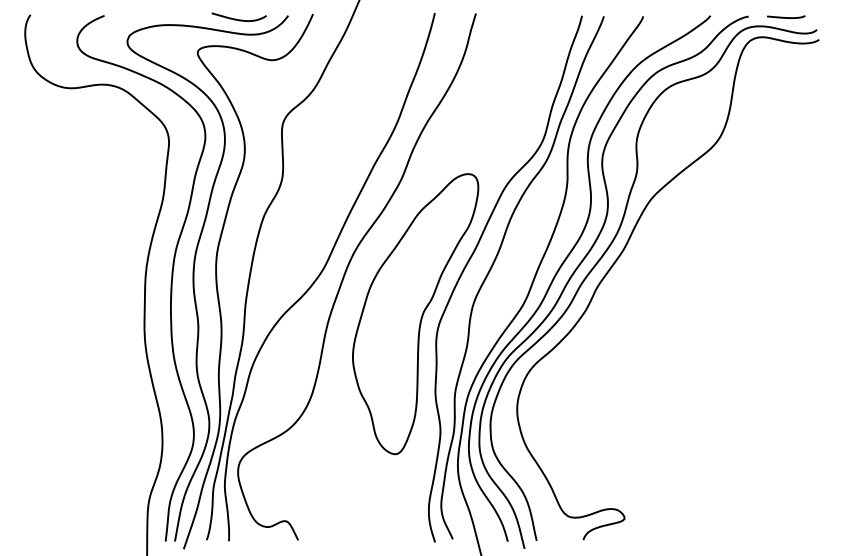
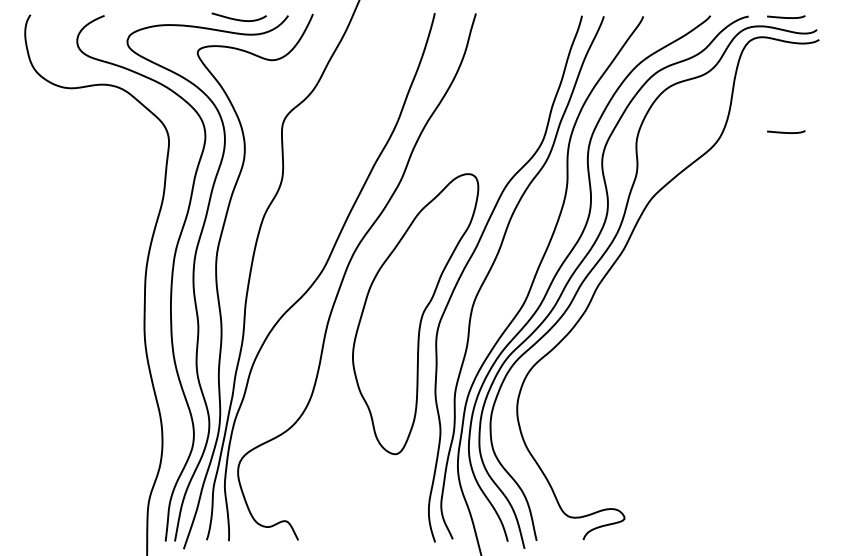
curve: none -> present (786, 132)
